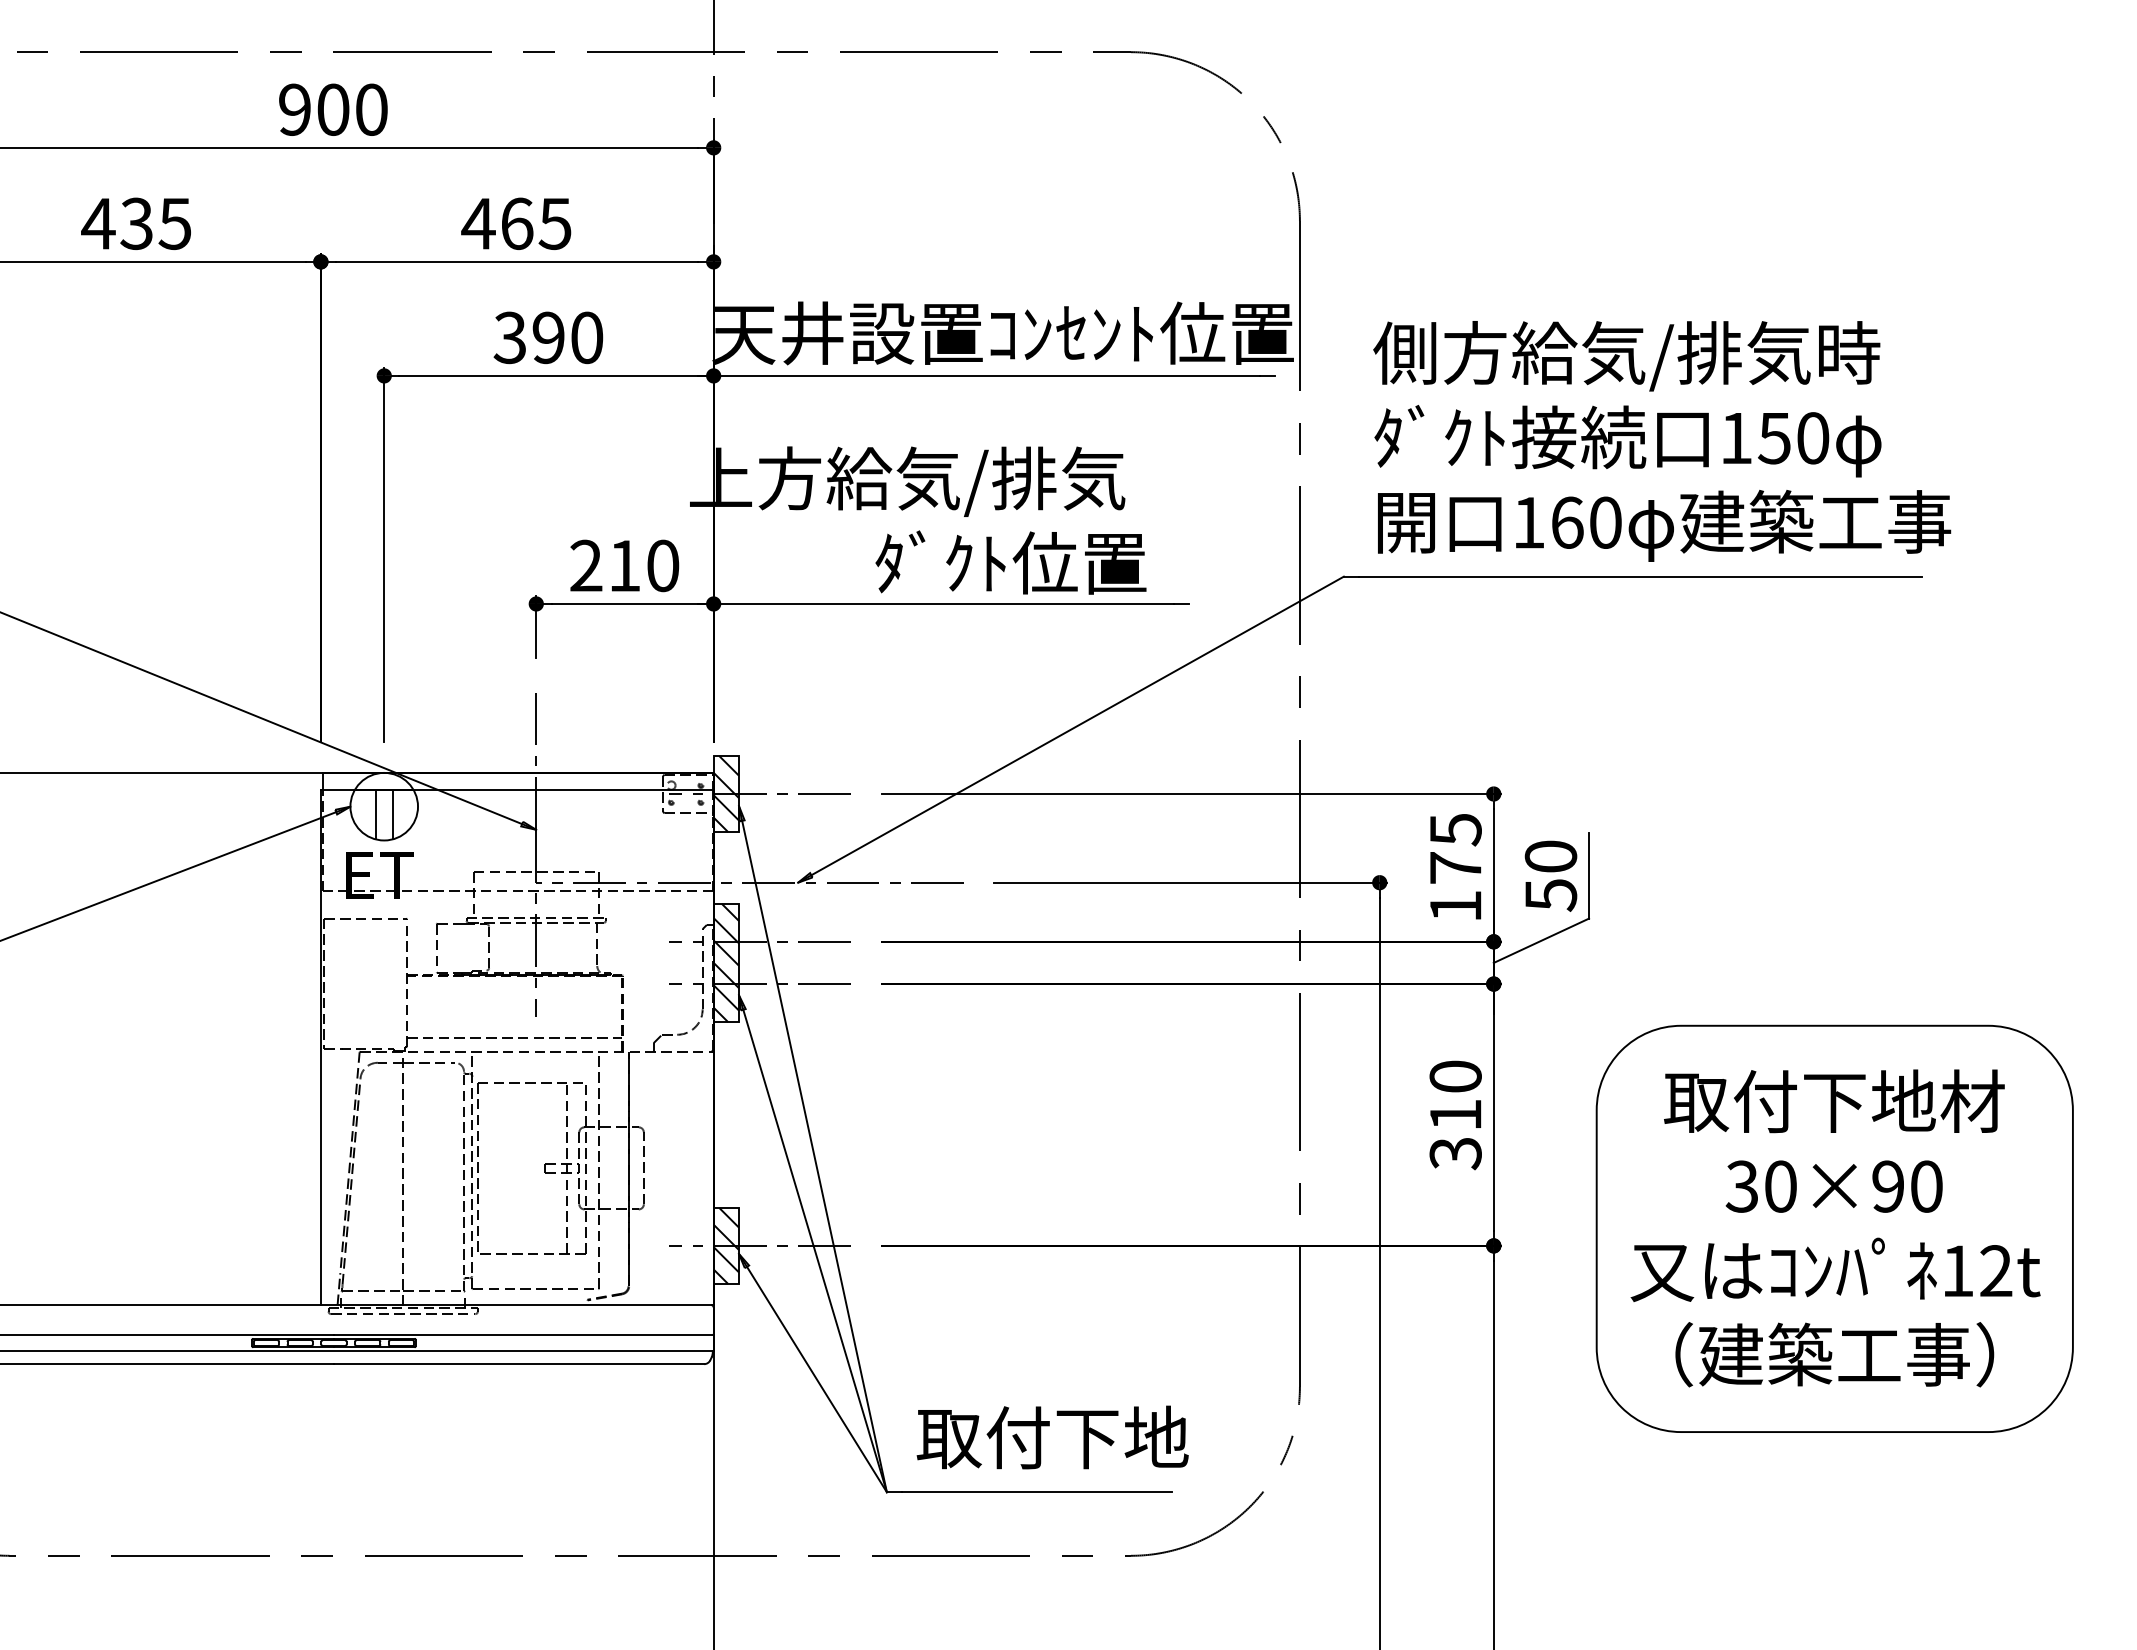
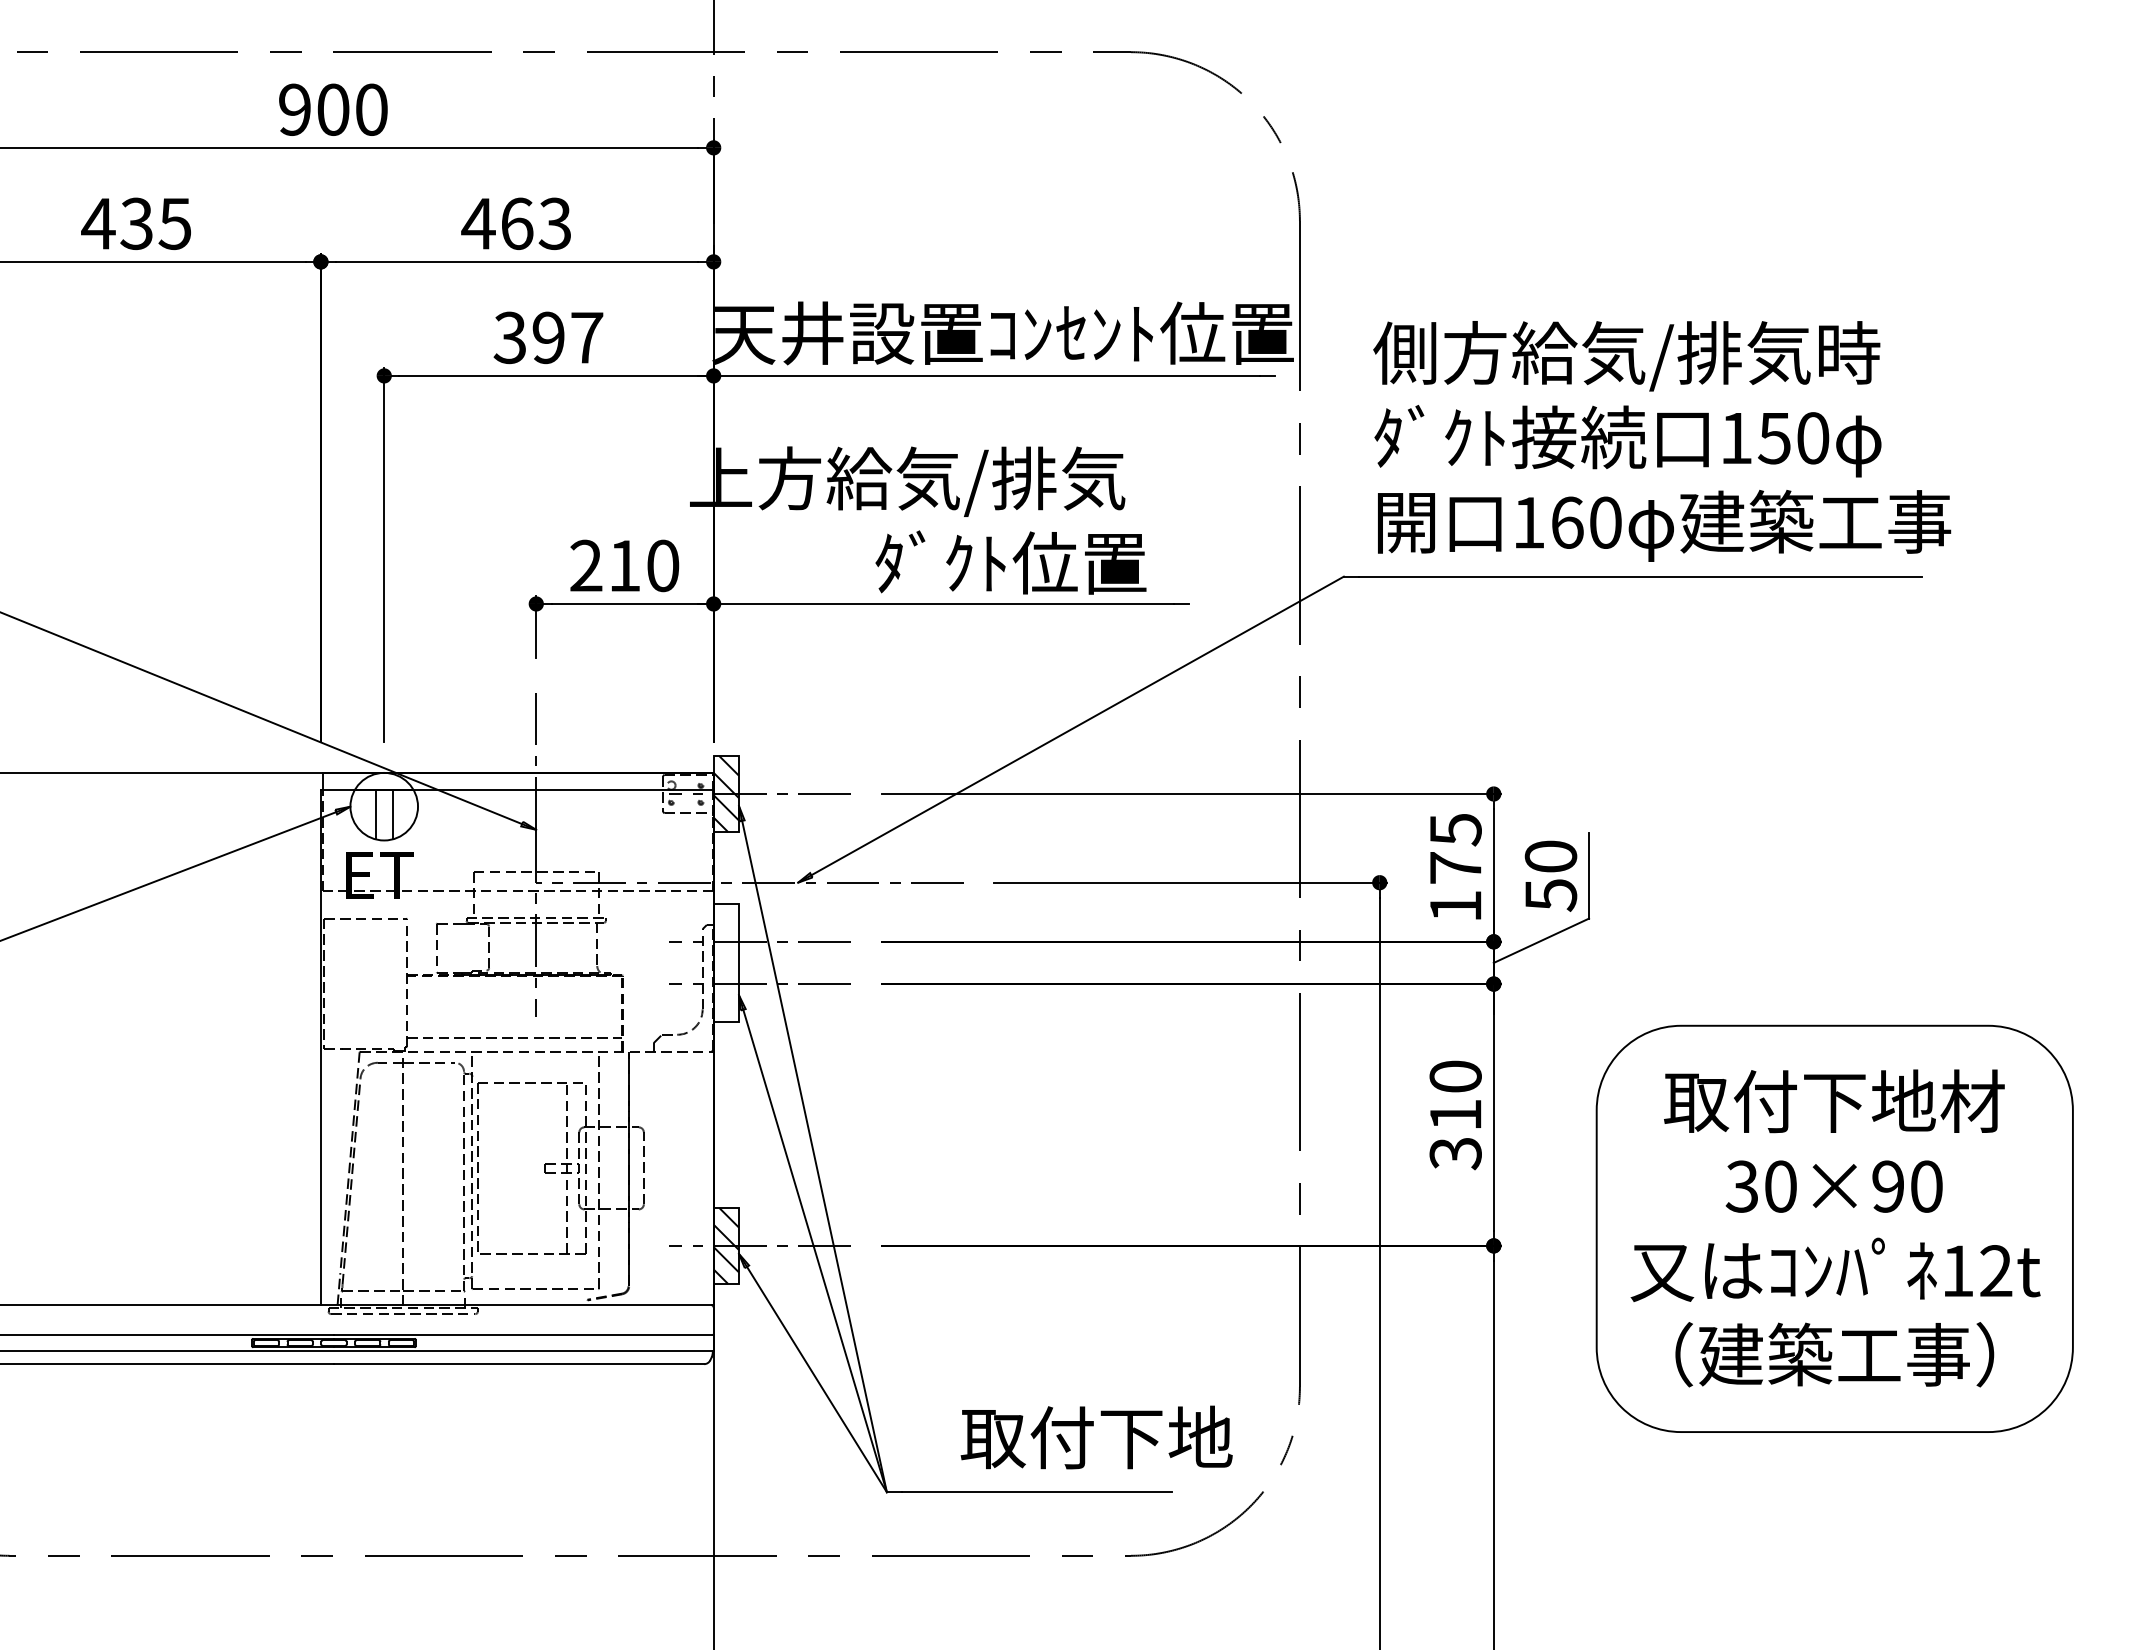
text: 465 -> 463 (554, 223)
text: 390 -> 397 (587, 337)
hatch: present -> none (725, 962)
text position: (1052, 1437) -> (1096, 1437) (1096, 1437)
